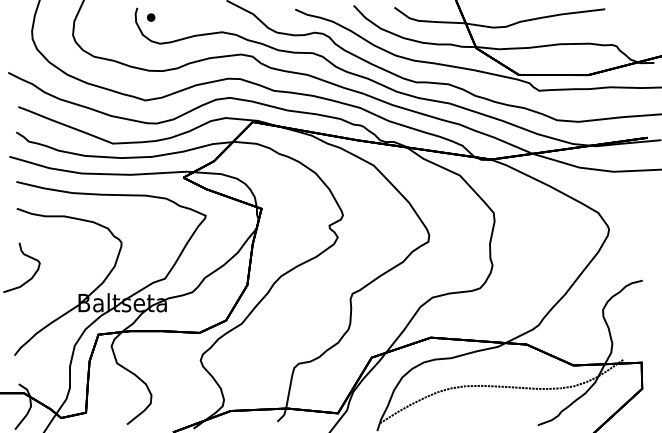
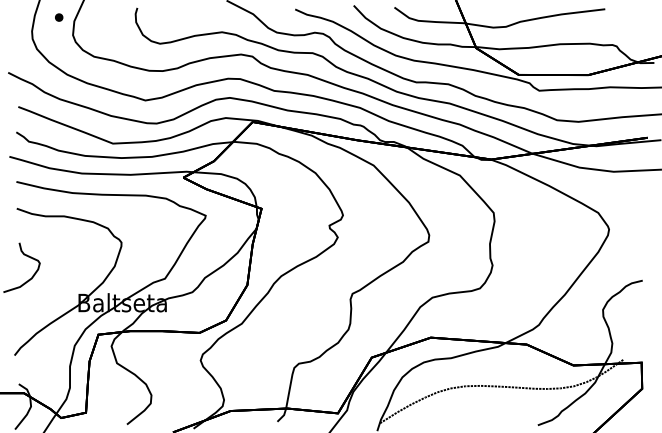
part position: (151, 17) -> (59, 17) (59, 17)
